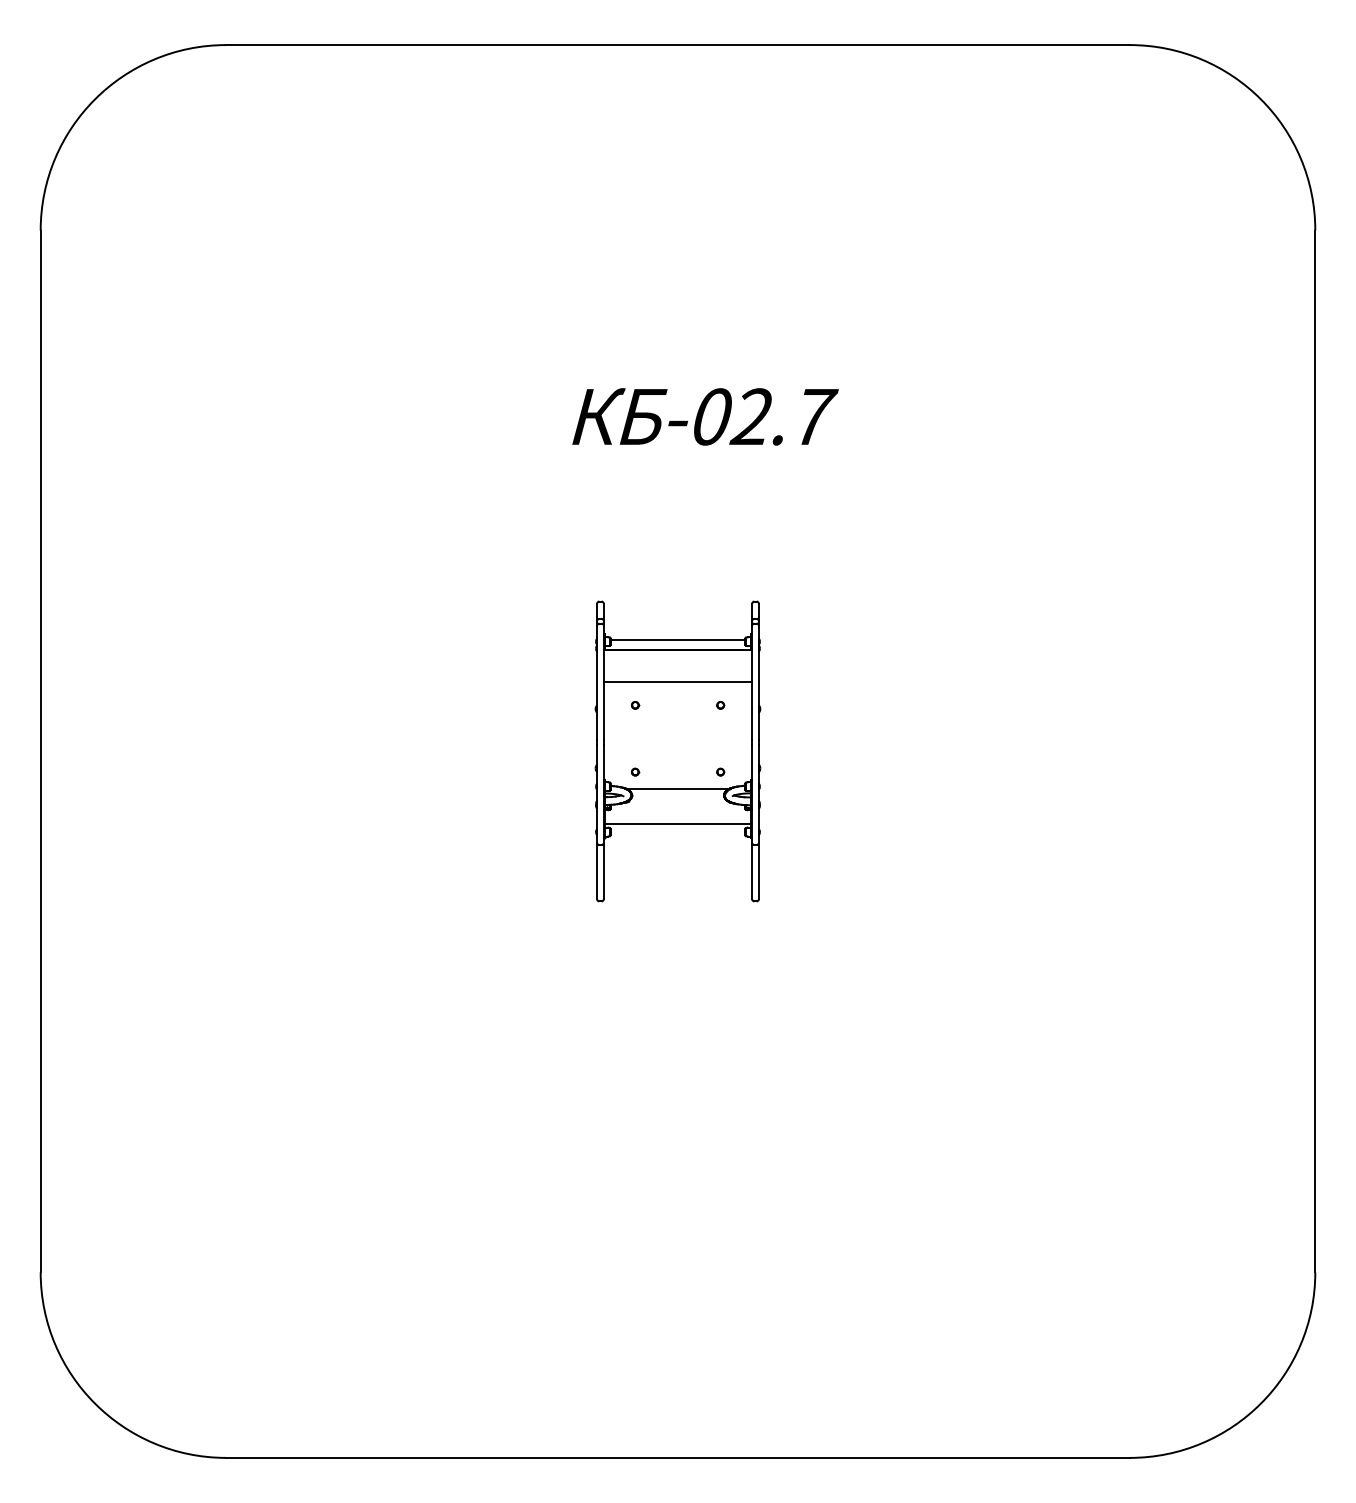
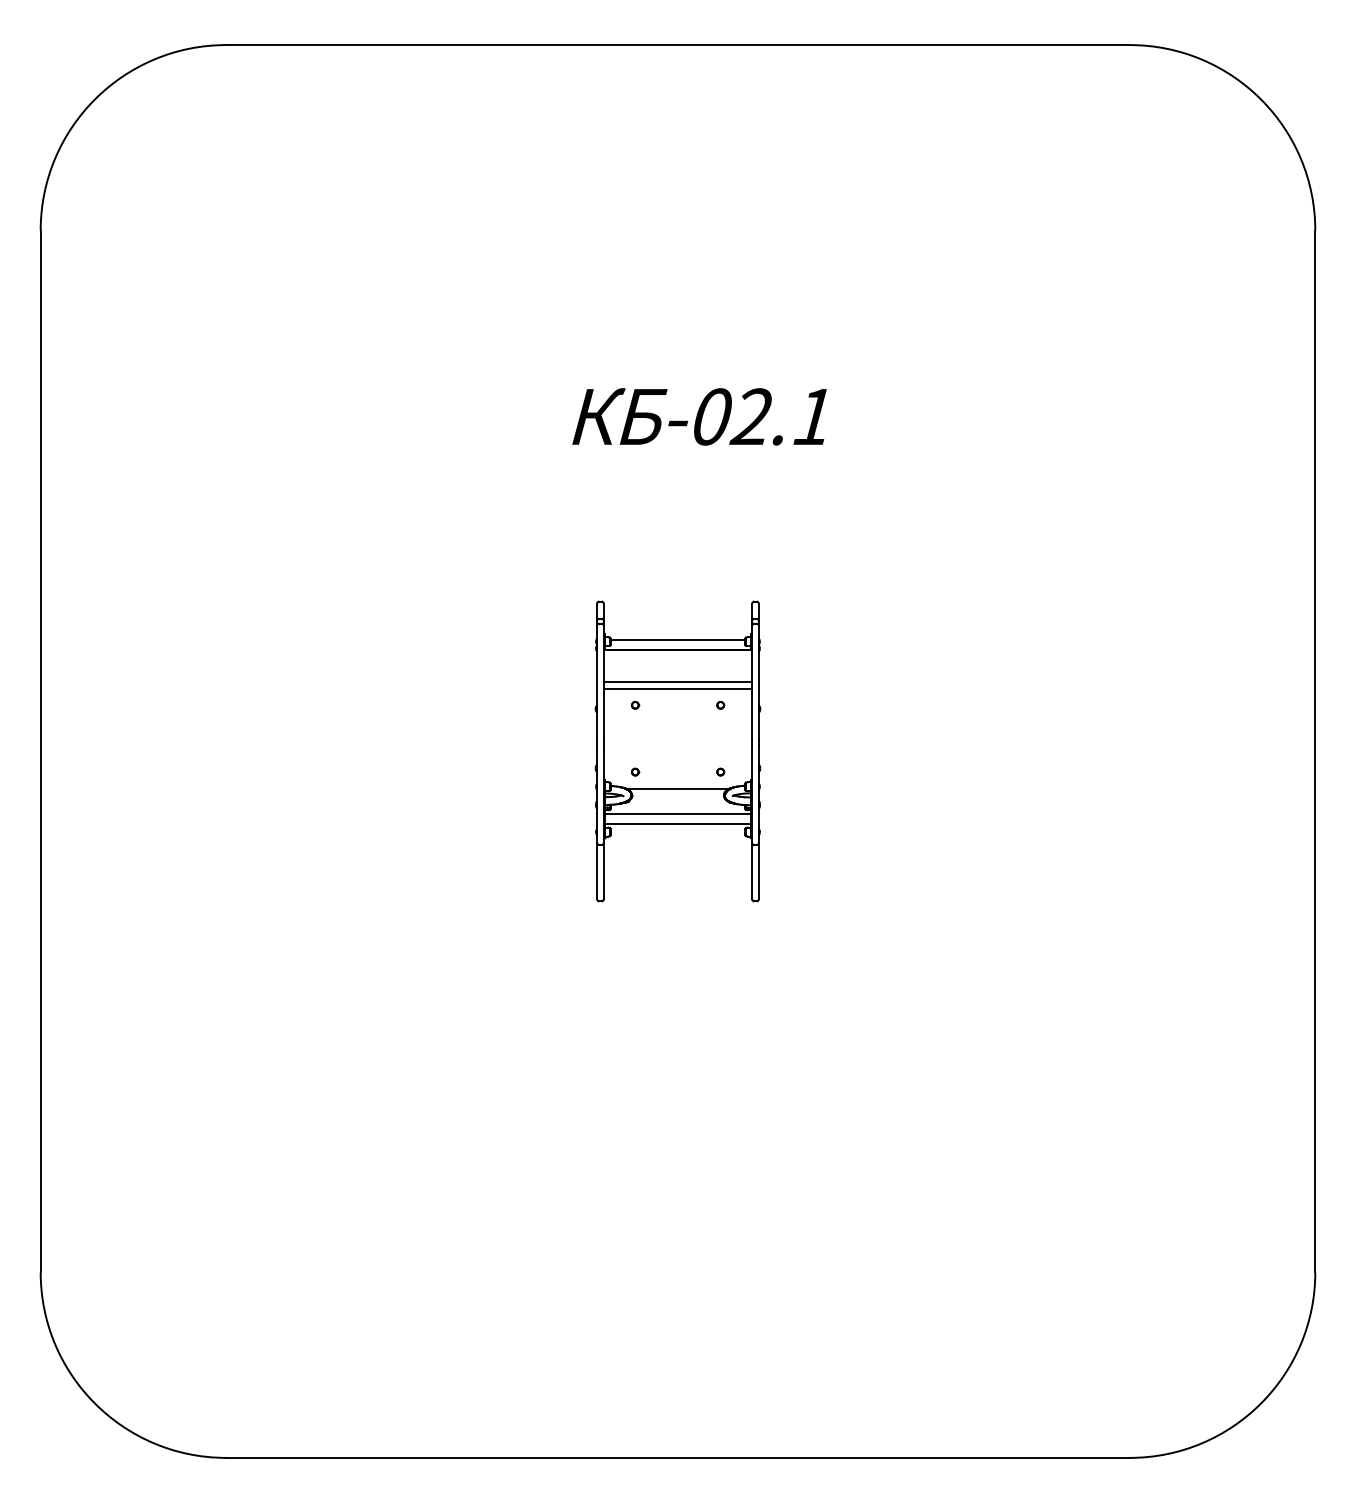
text: -02.7 -> -02.1 (815, 416)
line: none -> present (677, 688)
line: none -> present (677, 813)
